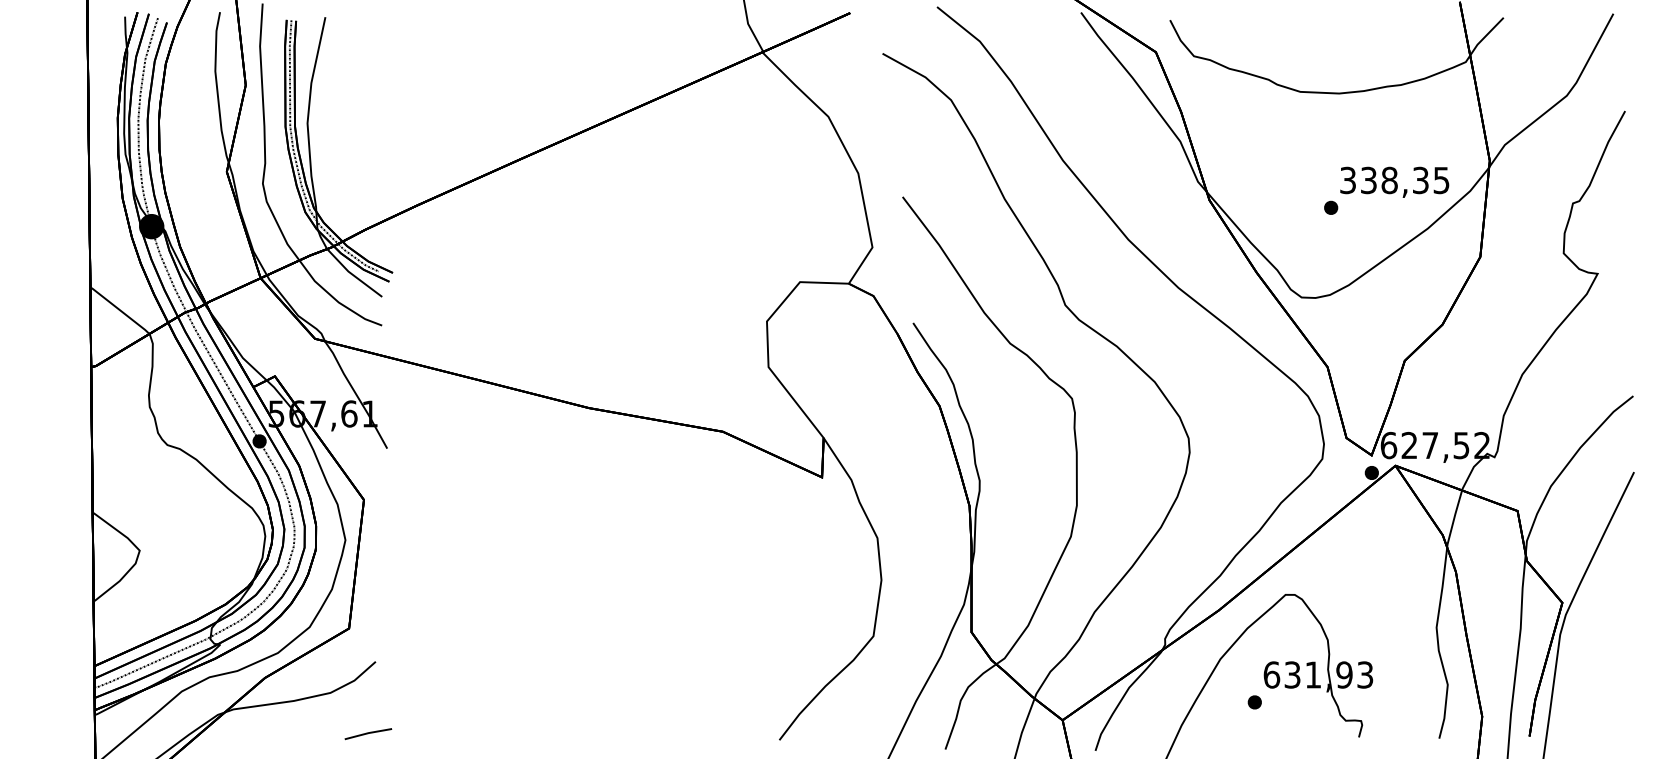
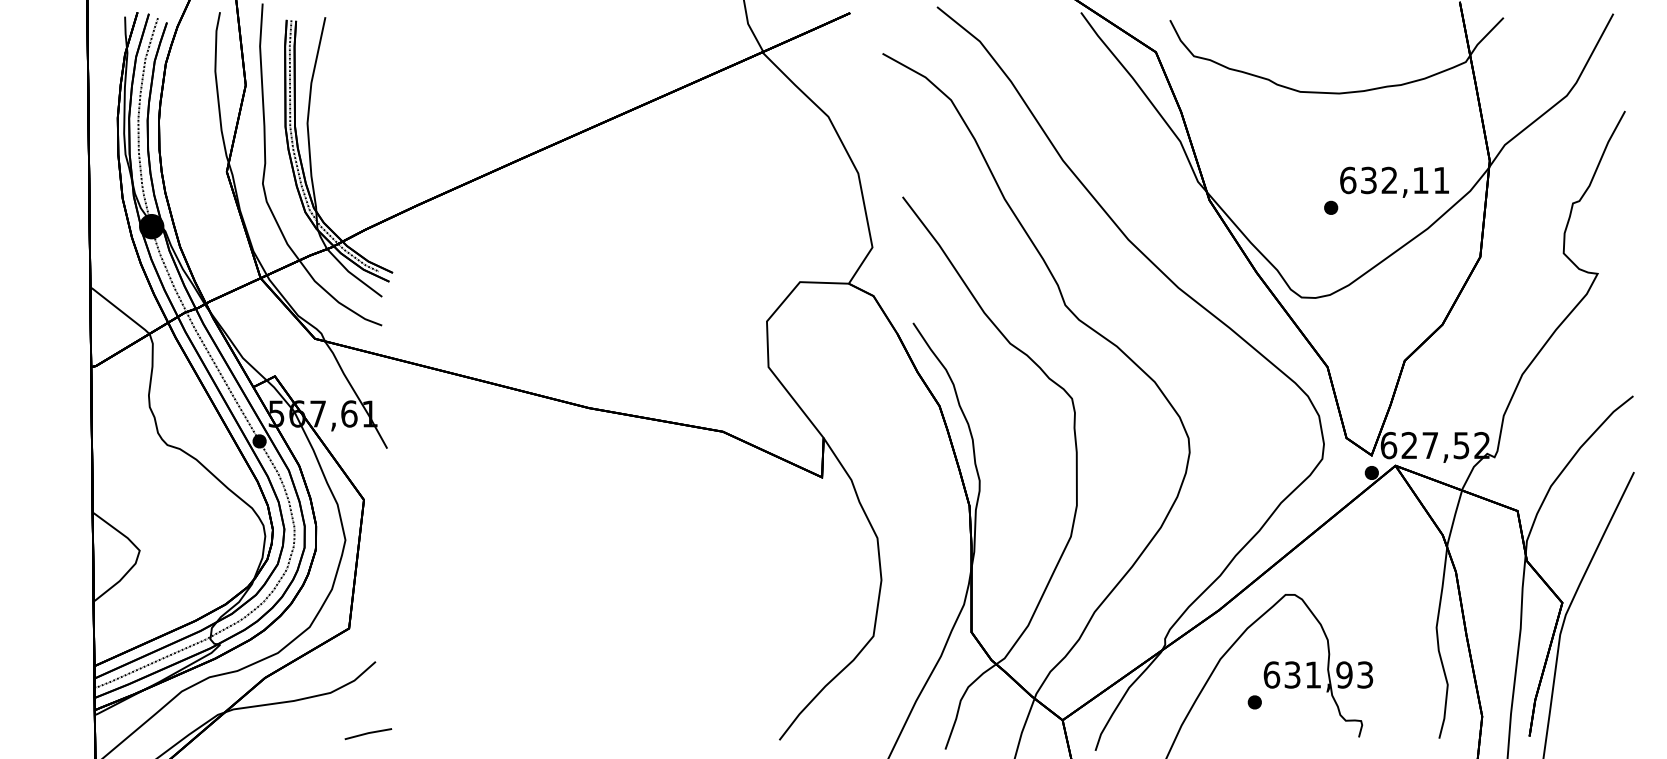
text: 338,35 -> 632,11 (1394, 180)
